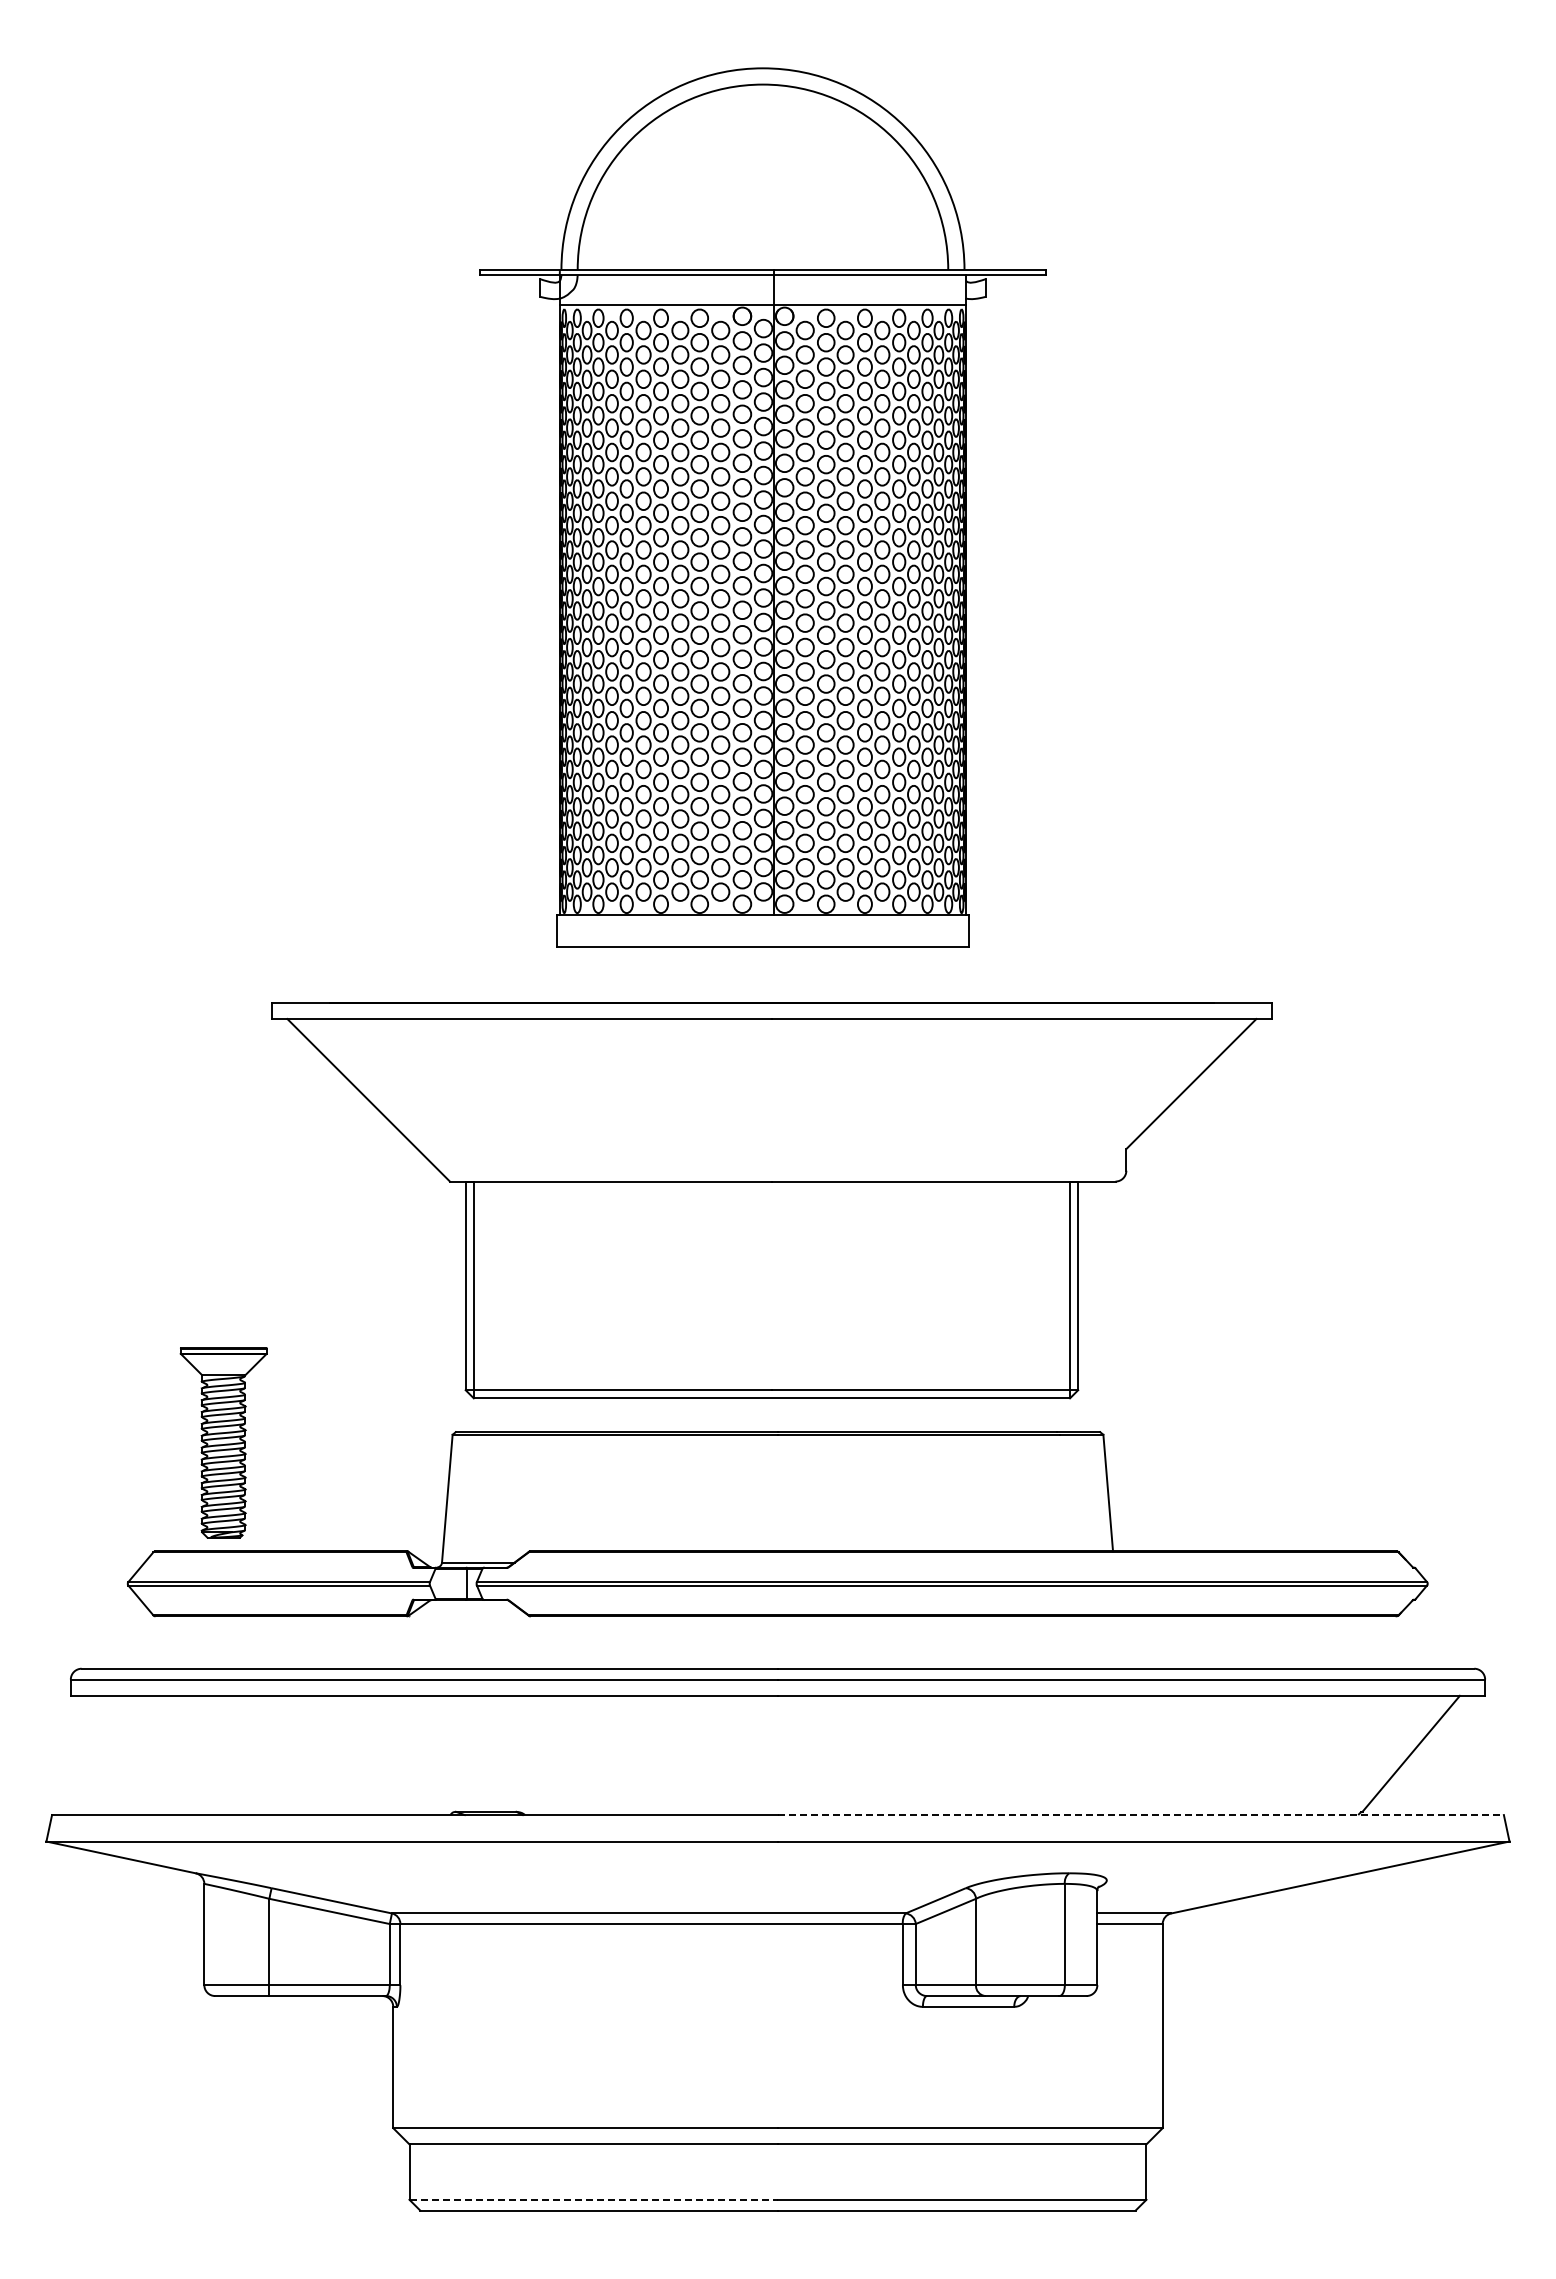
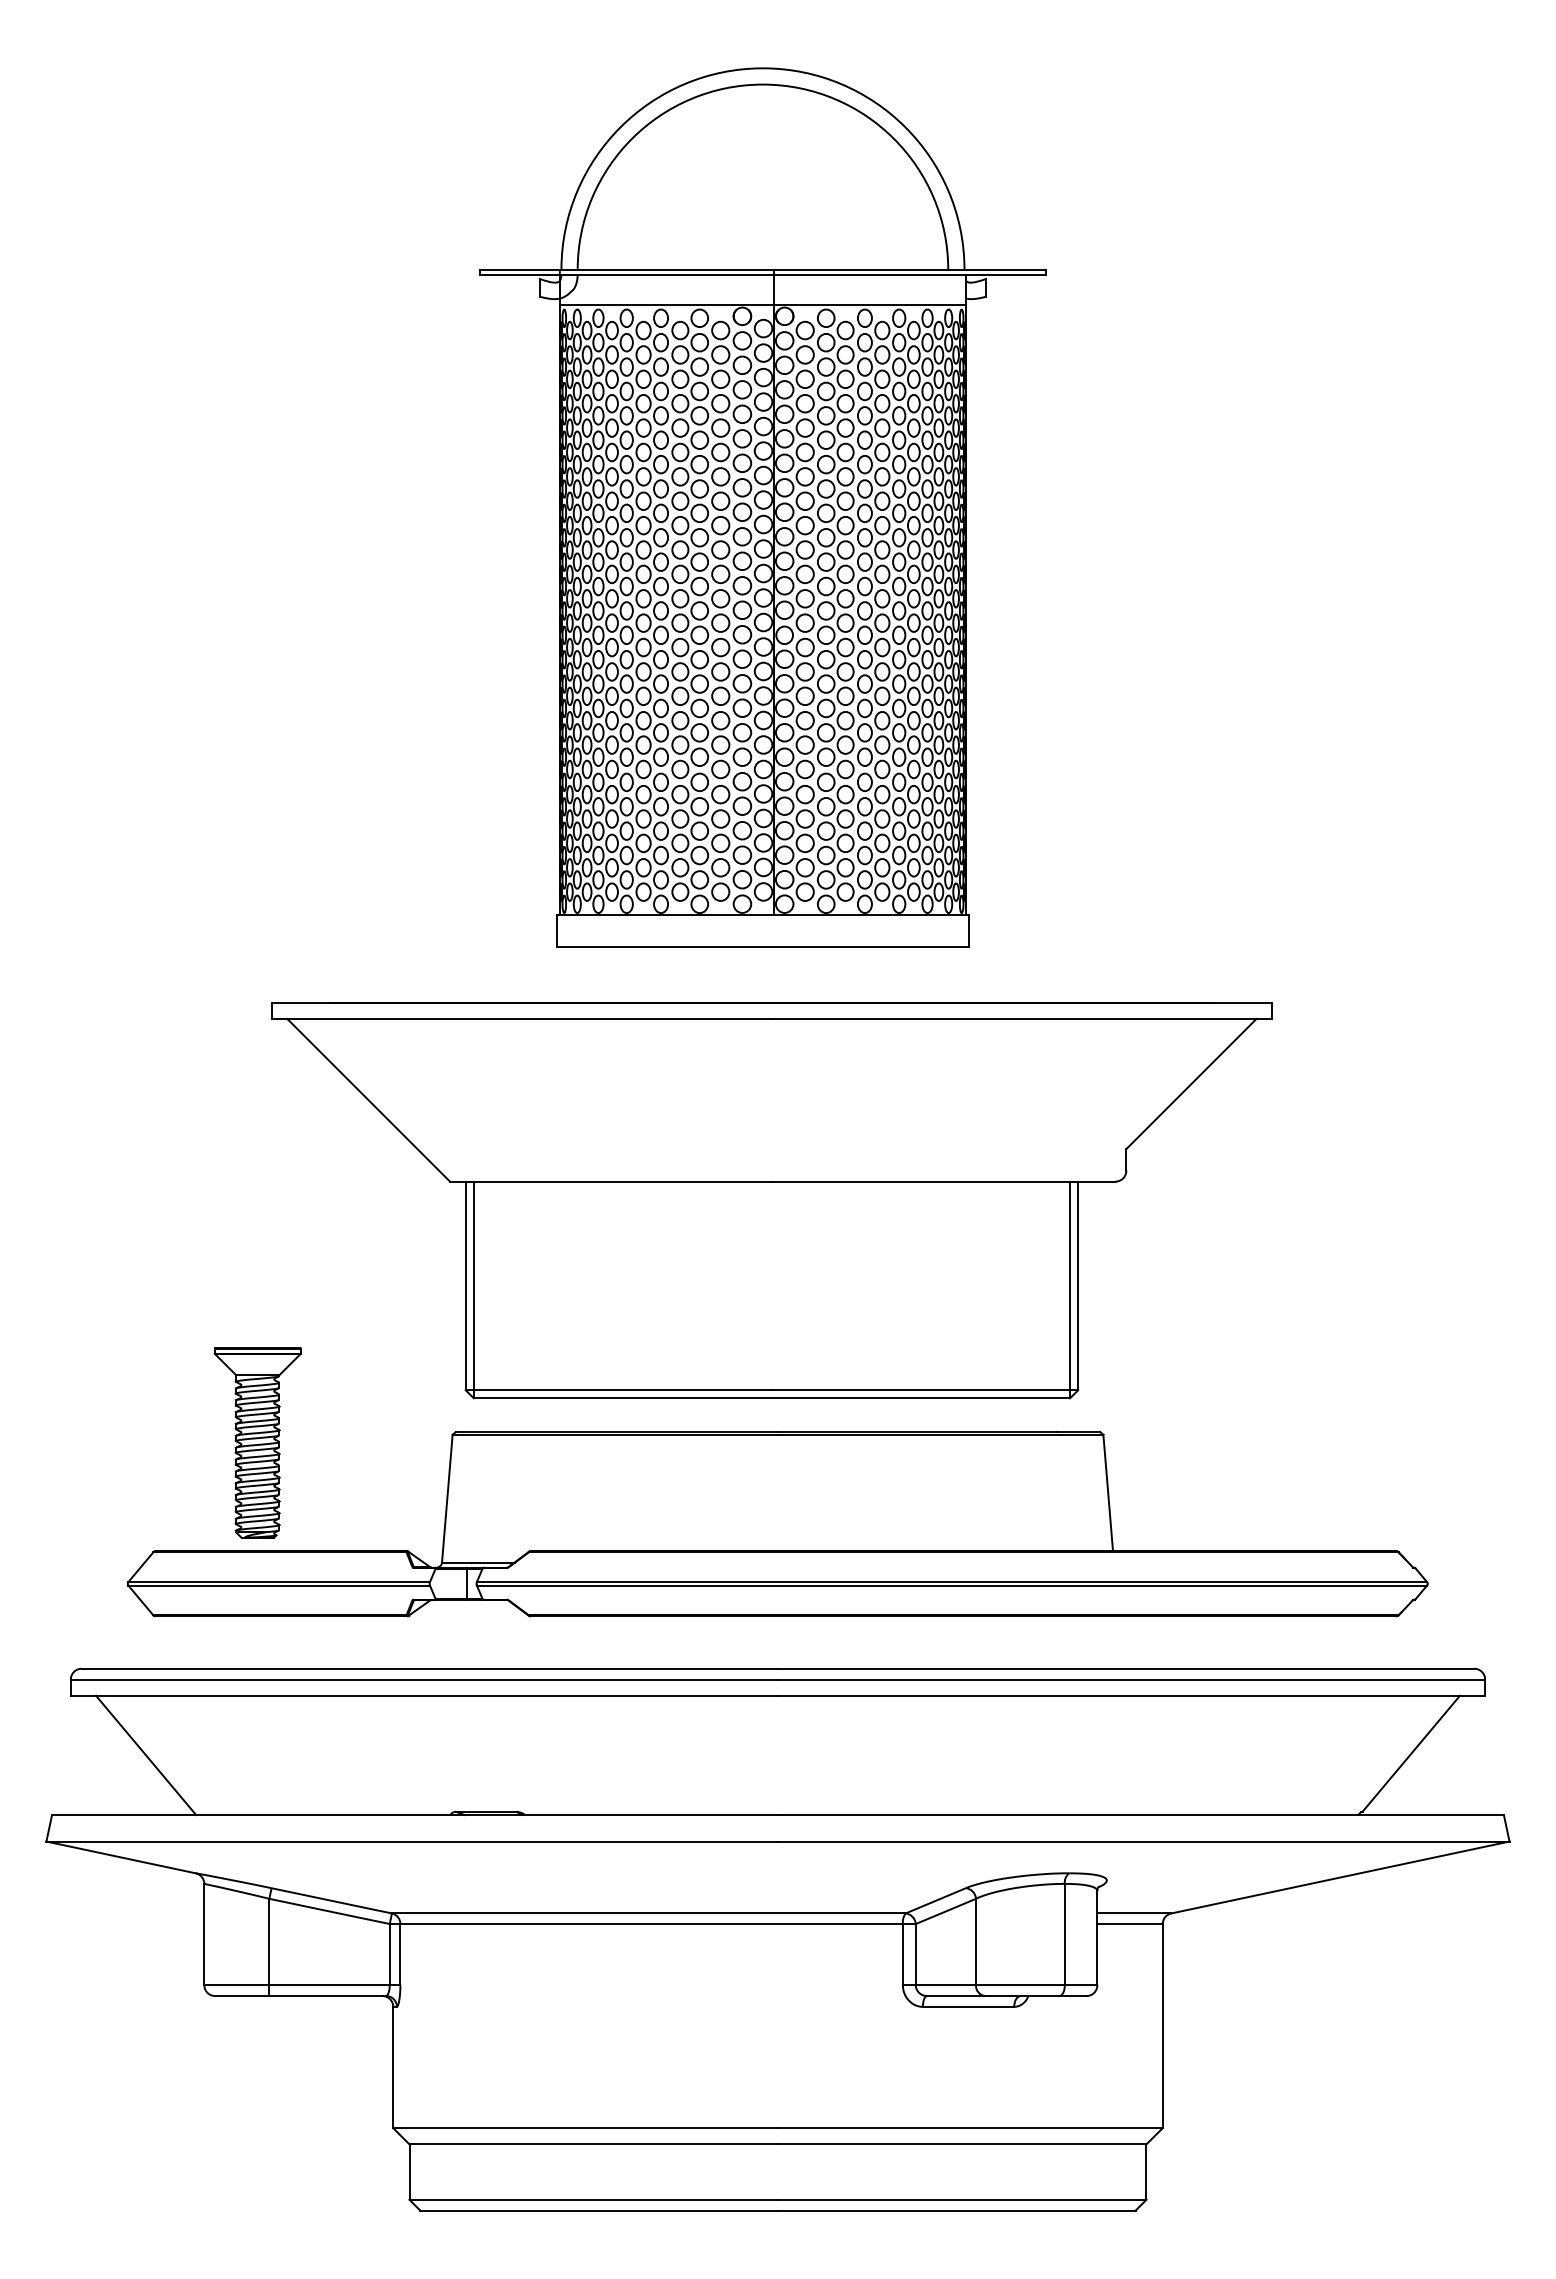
part position: (223, 1442) -> (257, 1442) (257, 1442)
line: none -> present (146, 1755)
line: dashed -> solid (1140, 1815)
line: dashed -> solid (594, 2199)
